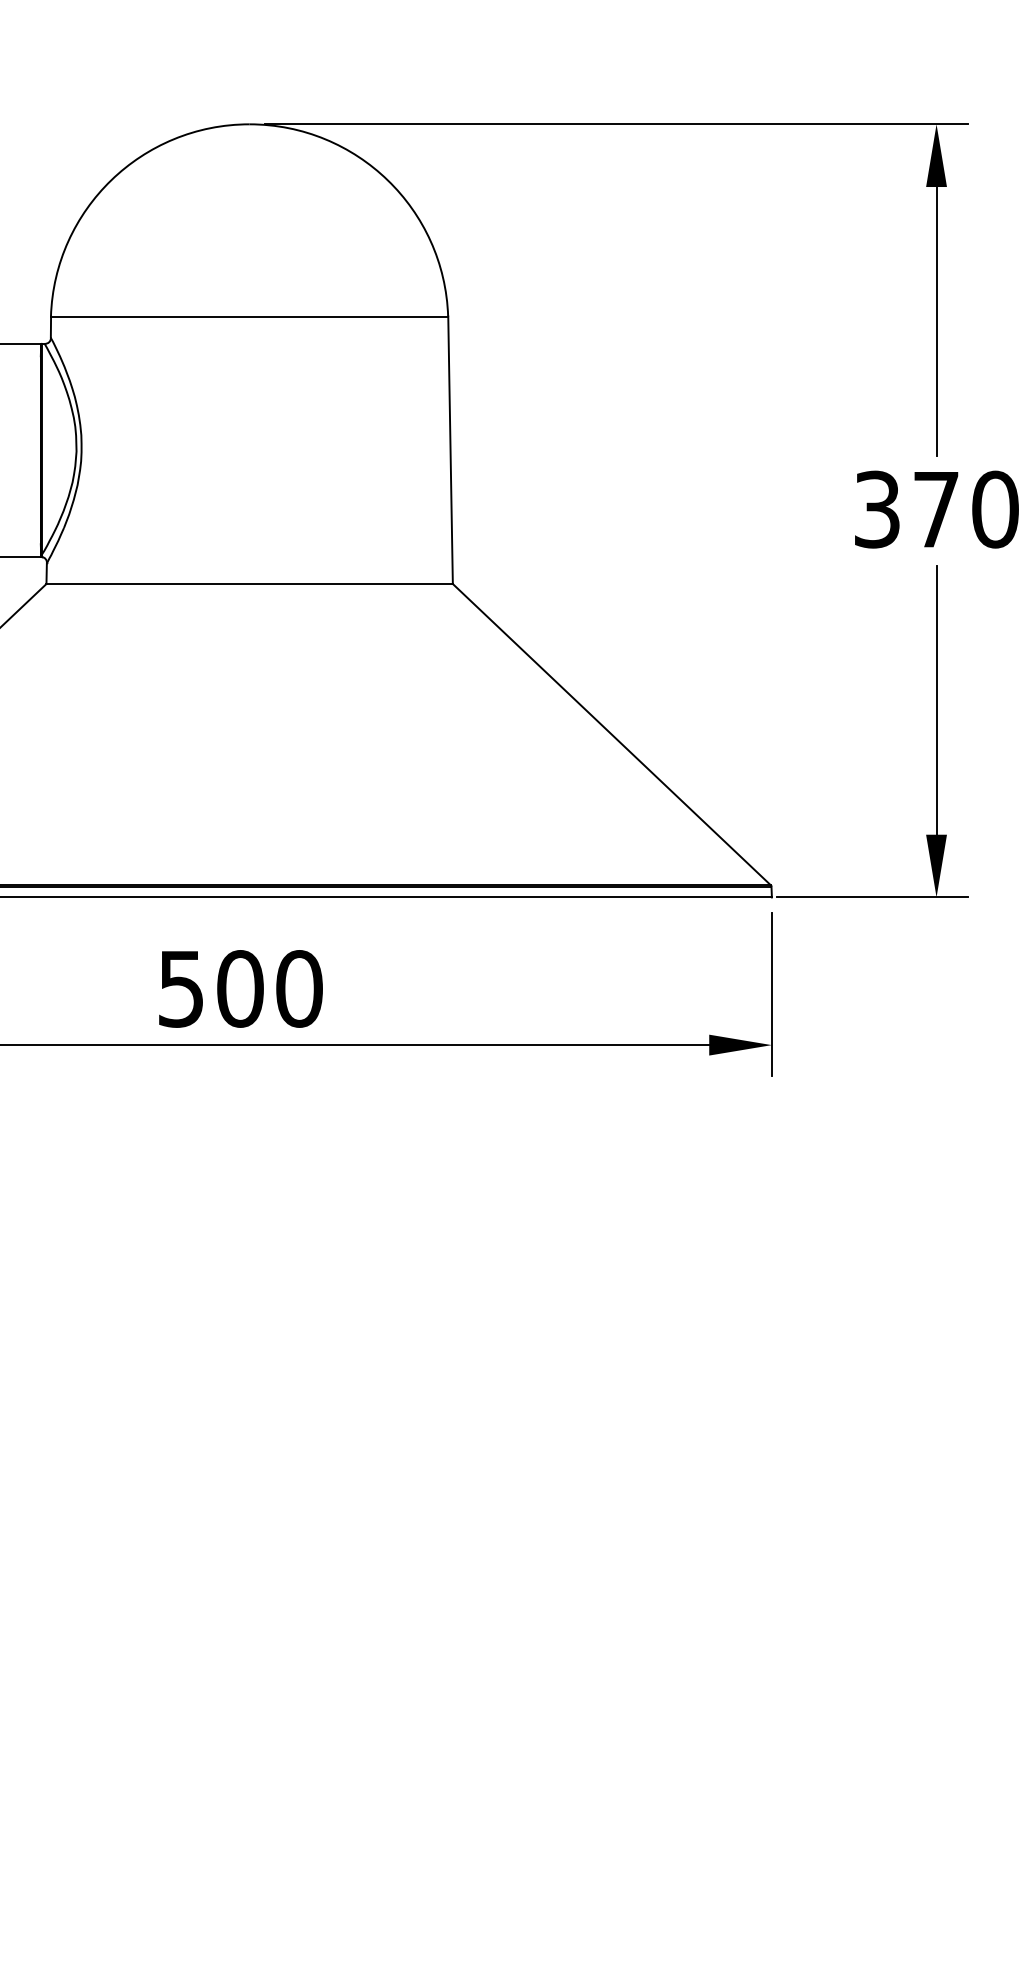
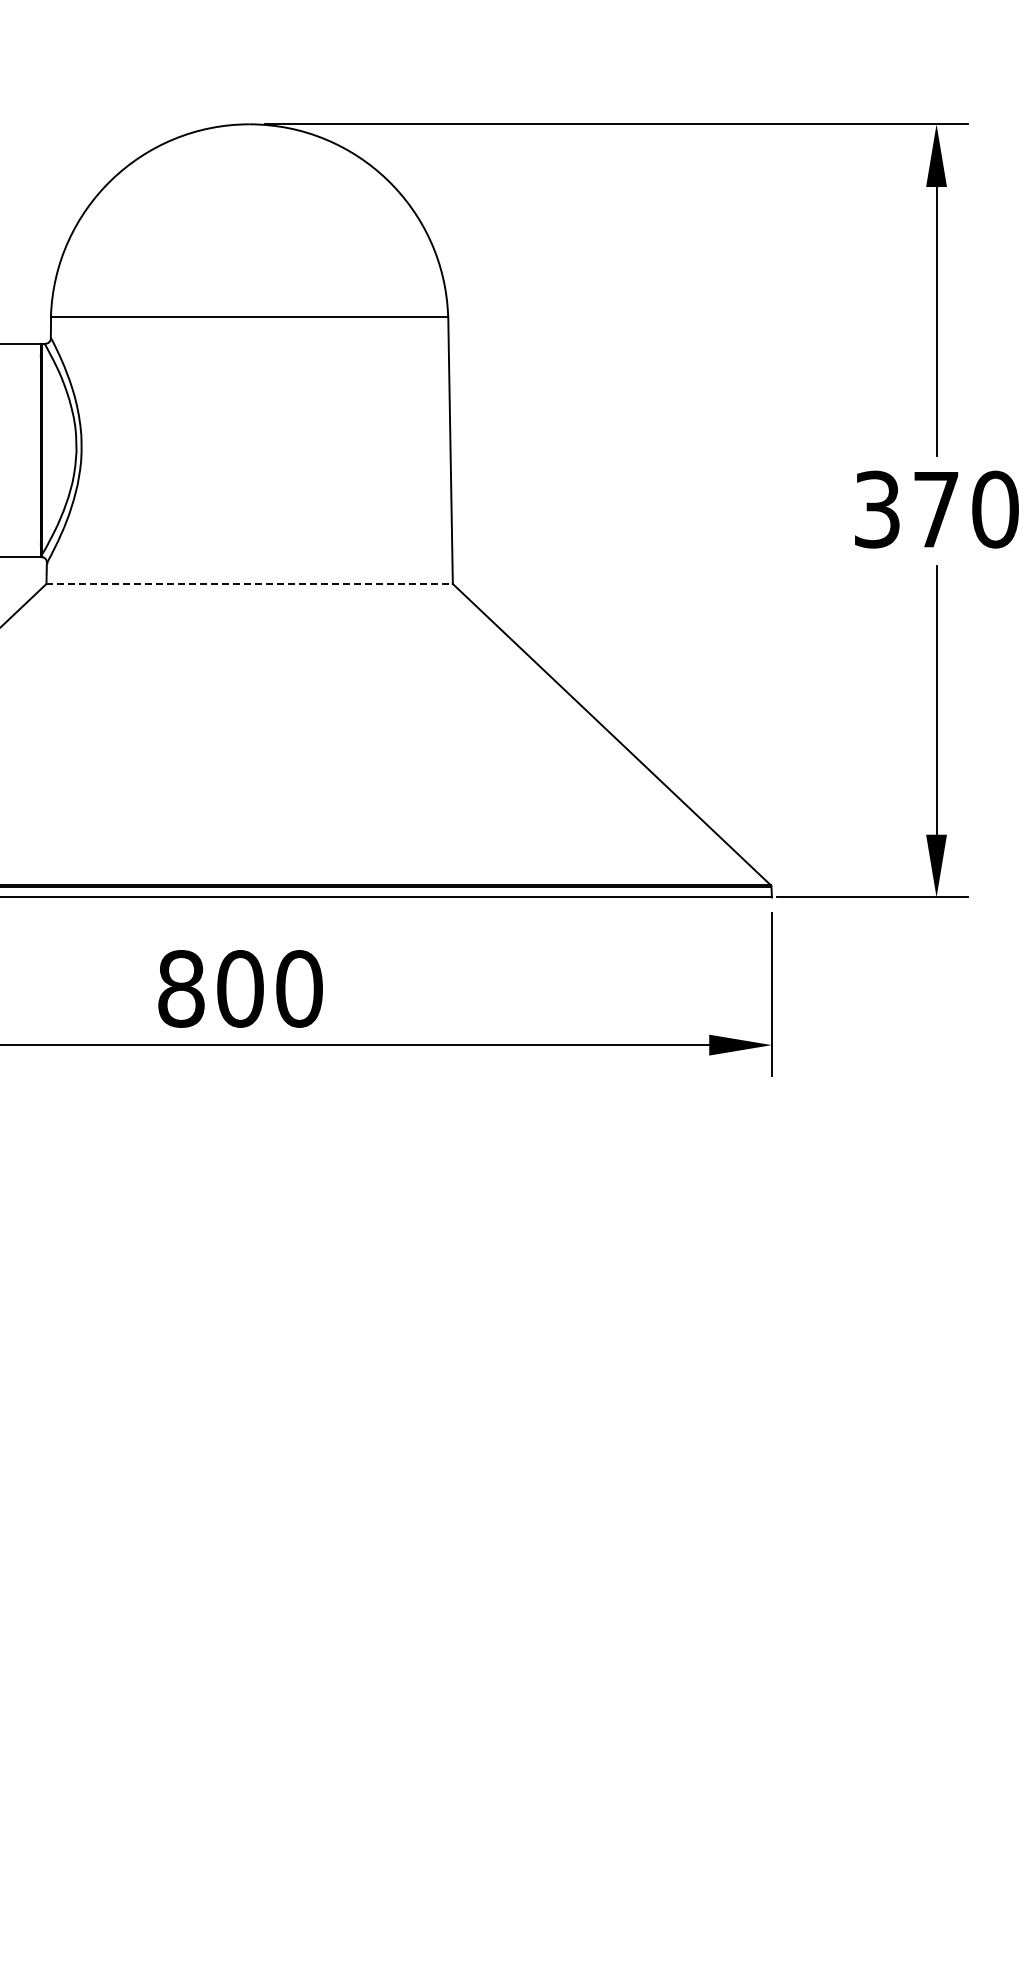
line: solid -> dashed (250, 584)
text: 500 -> 800 (181, 988)
